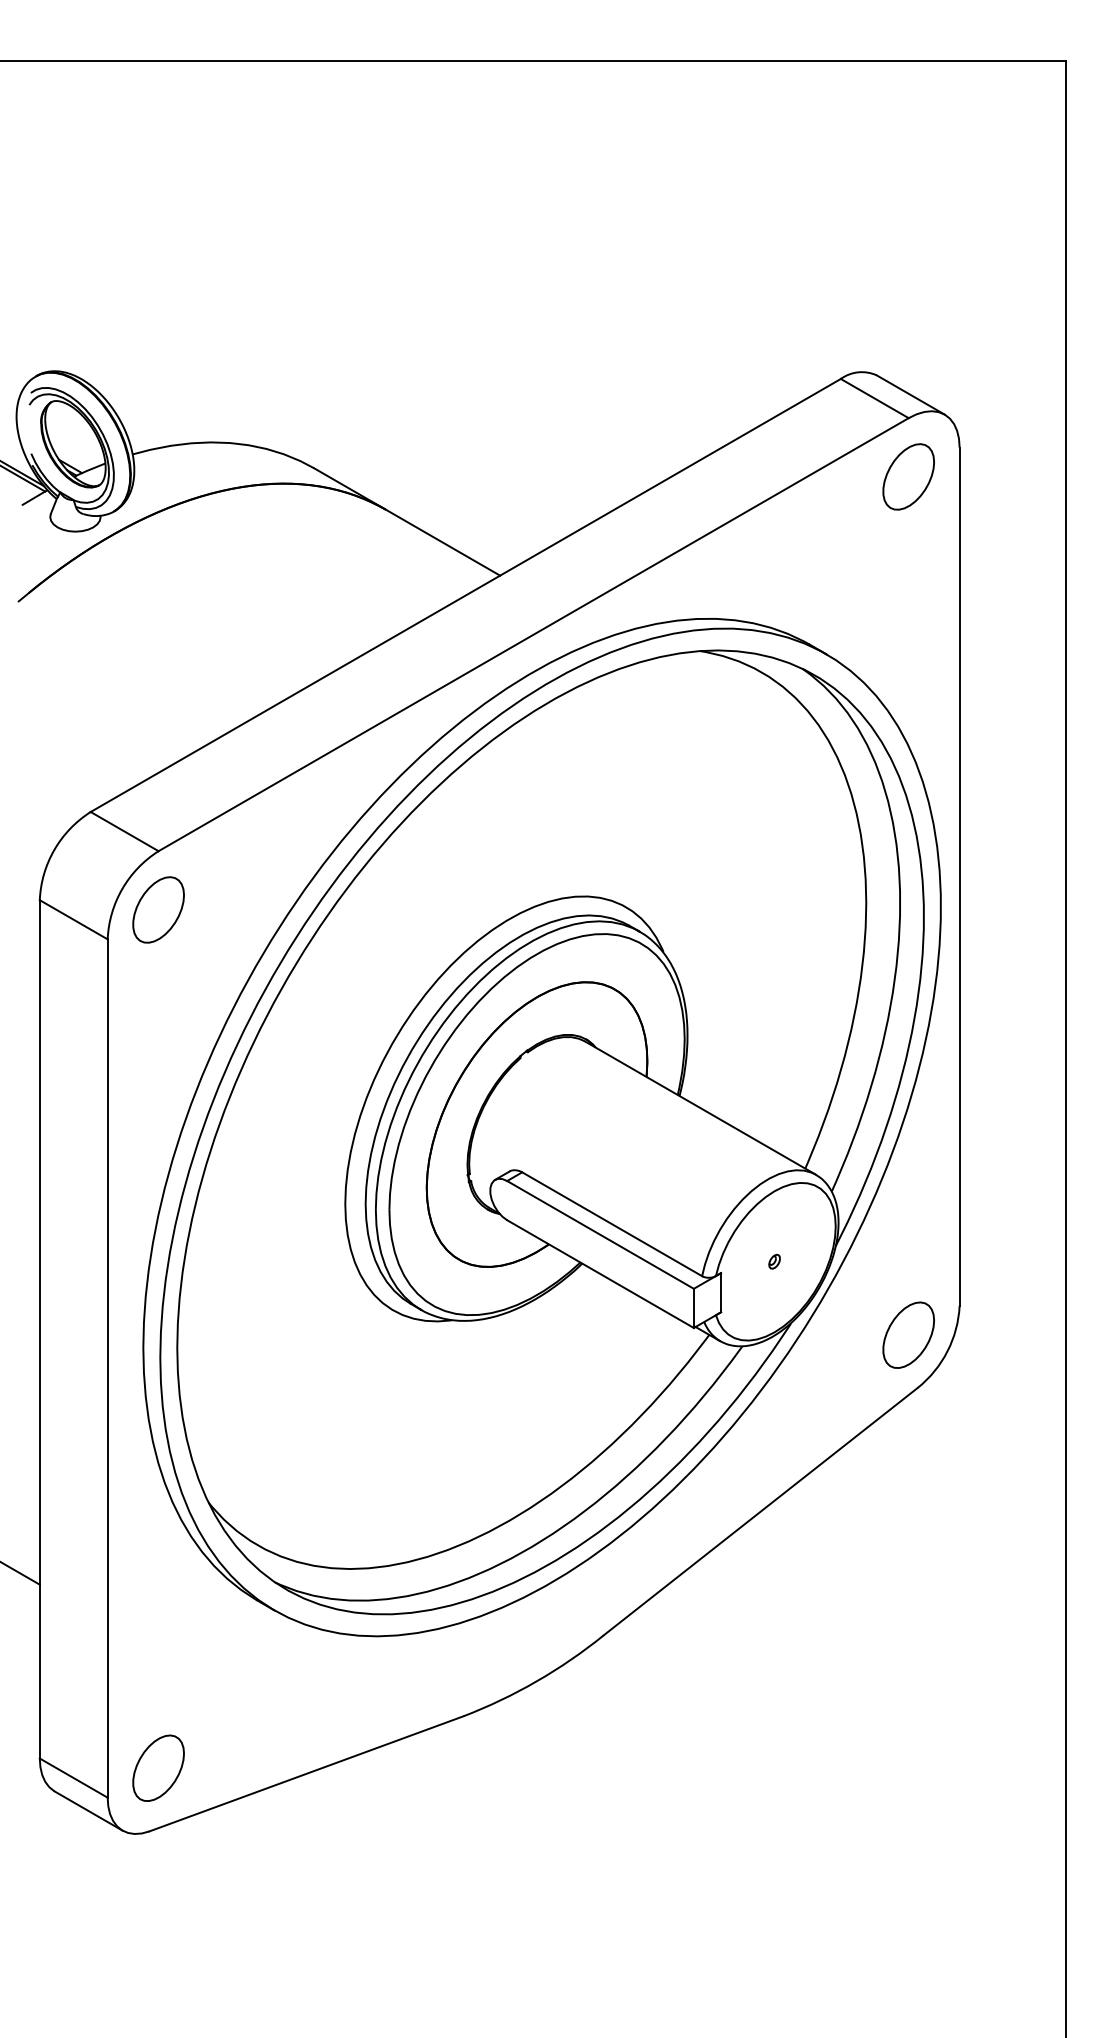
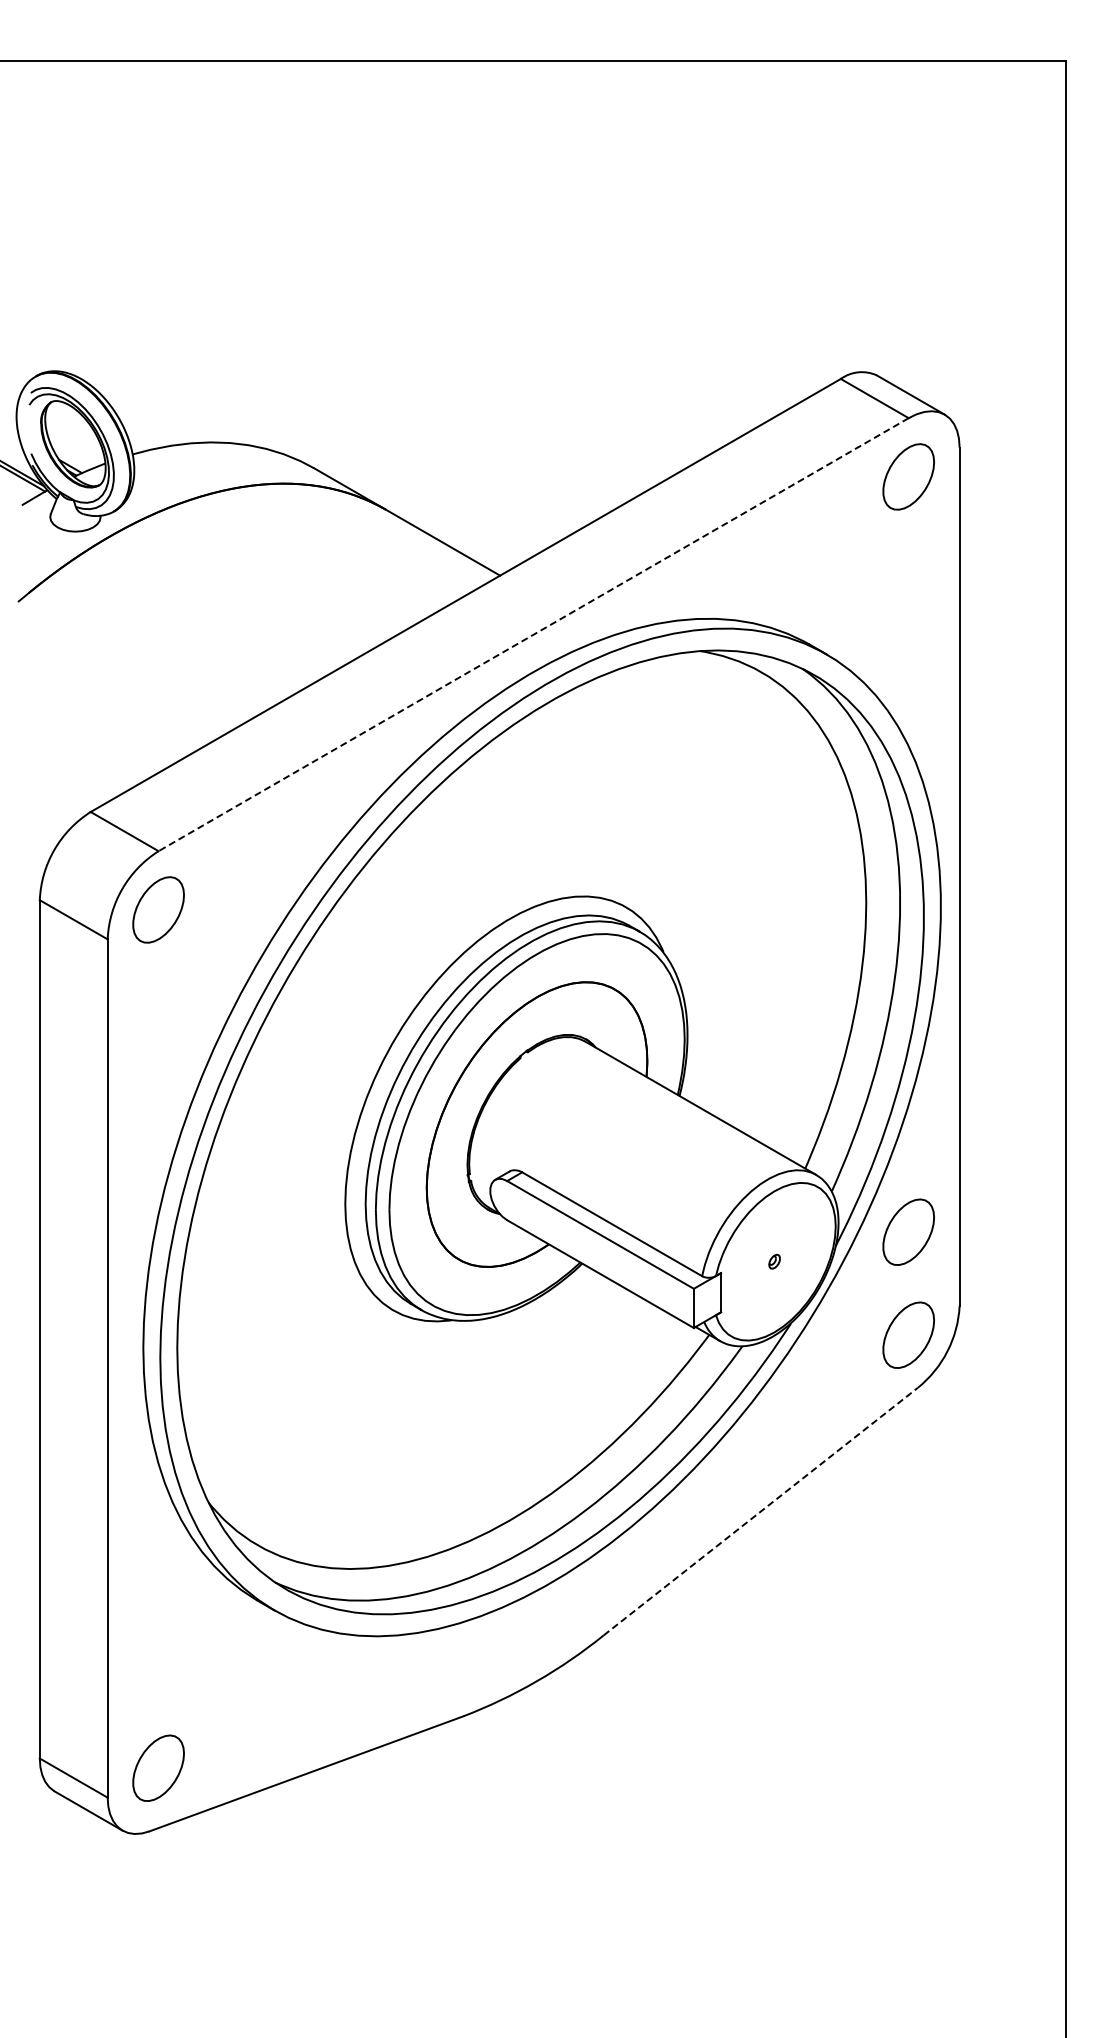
line: solid -> dashed (533, 634)
part: none -> present (908, 1231)
line: solid -> dashed (760, 1511)
line: present -> none (20, 1573)
